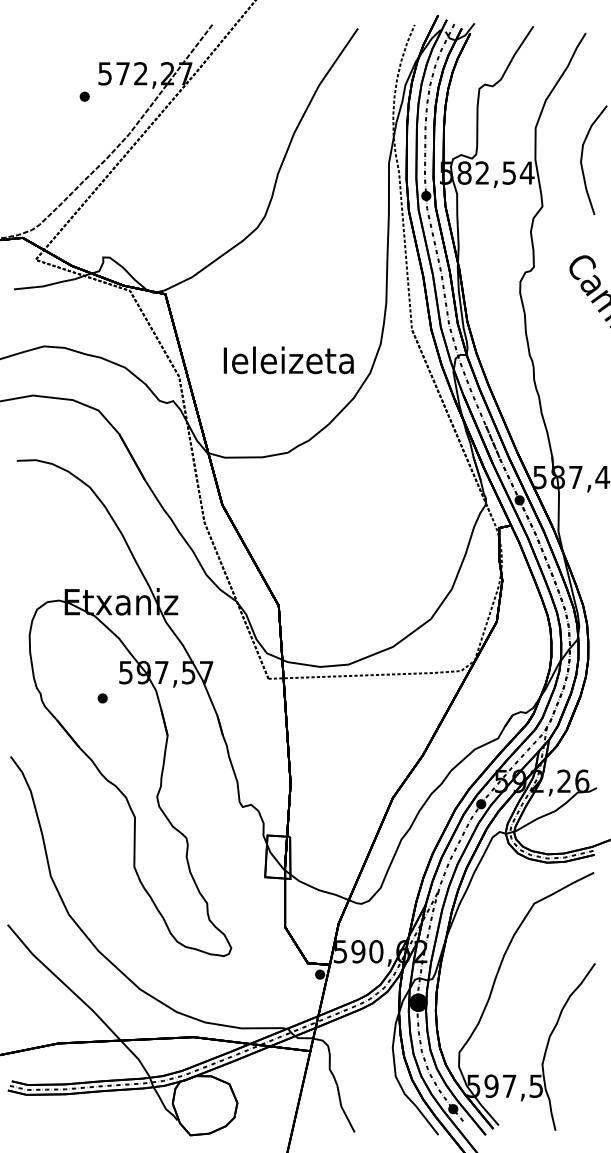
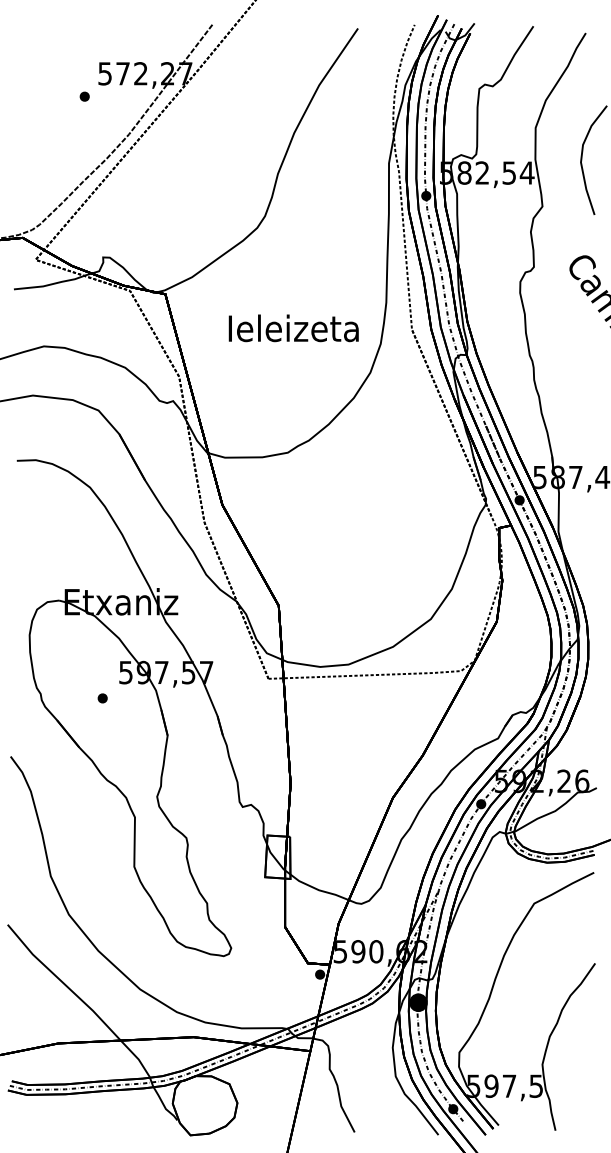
text position: (288, 360) -> (293, 328) (293, 328)
